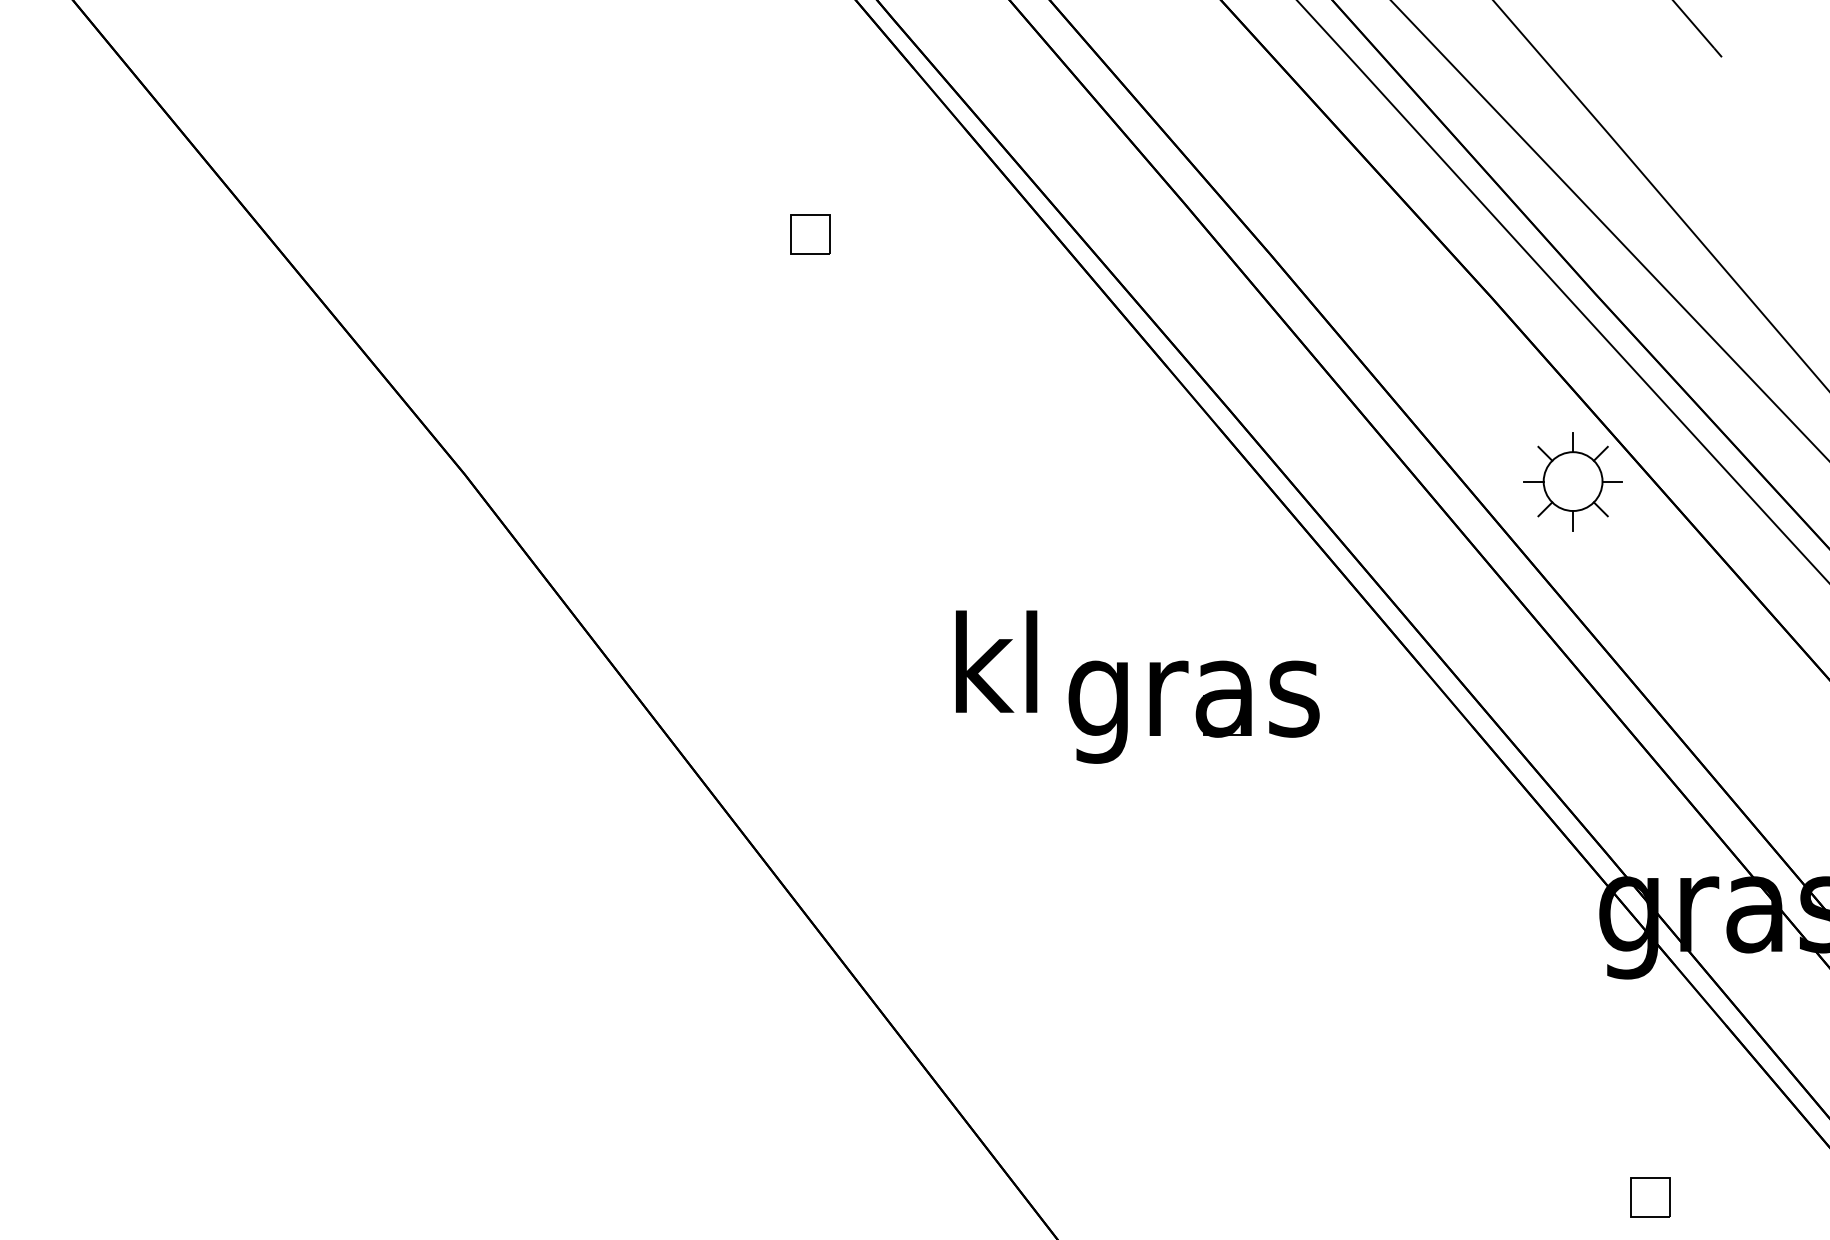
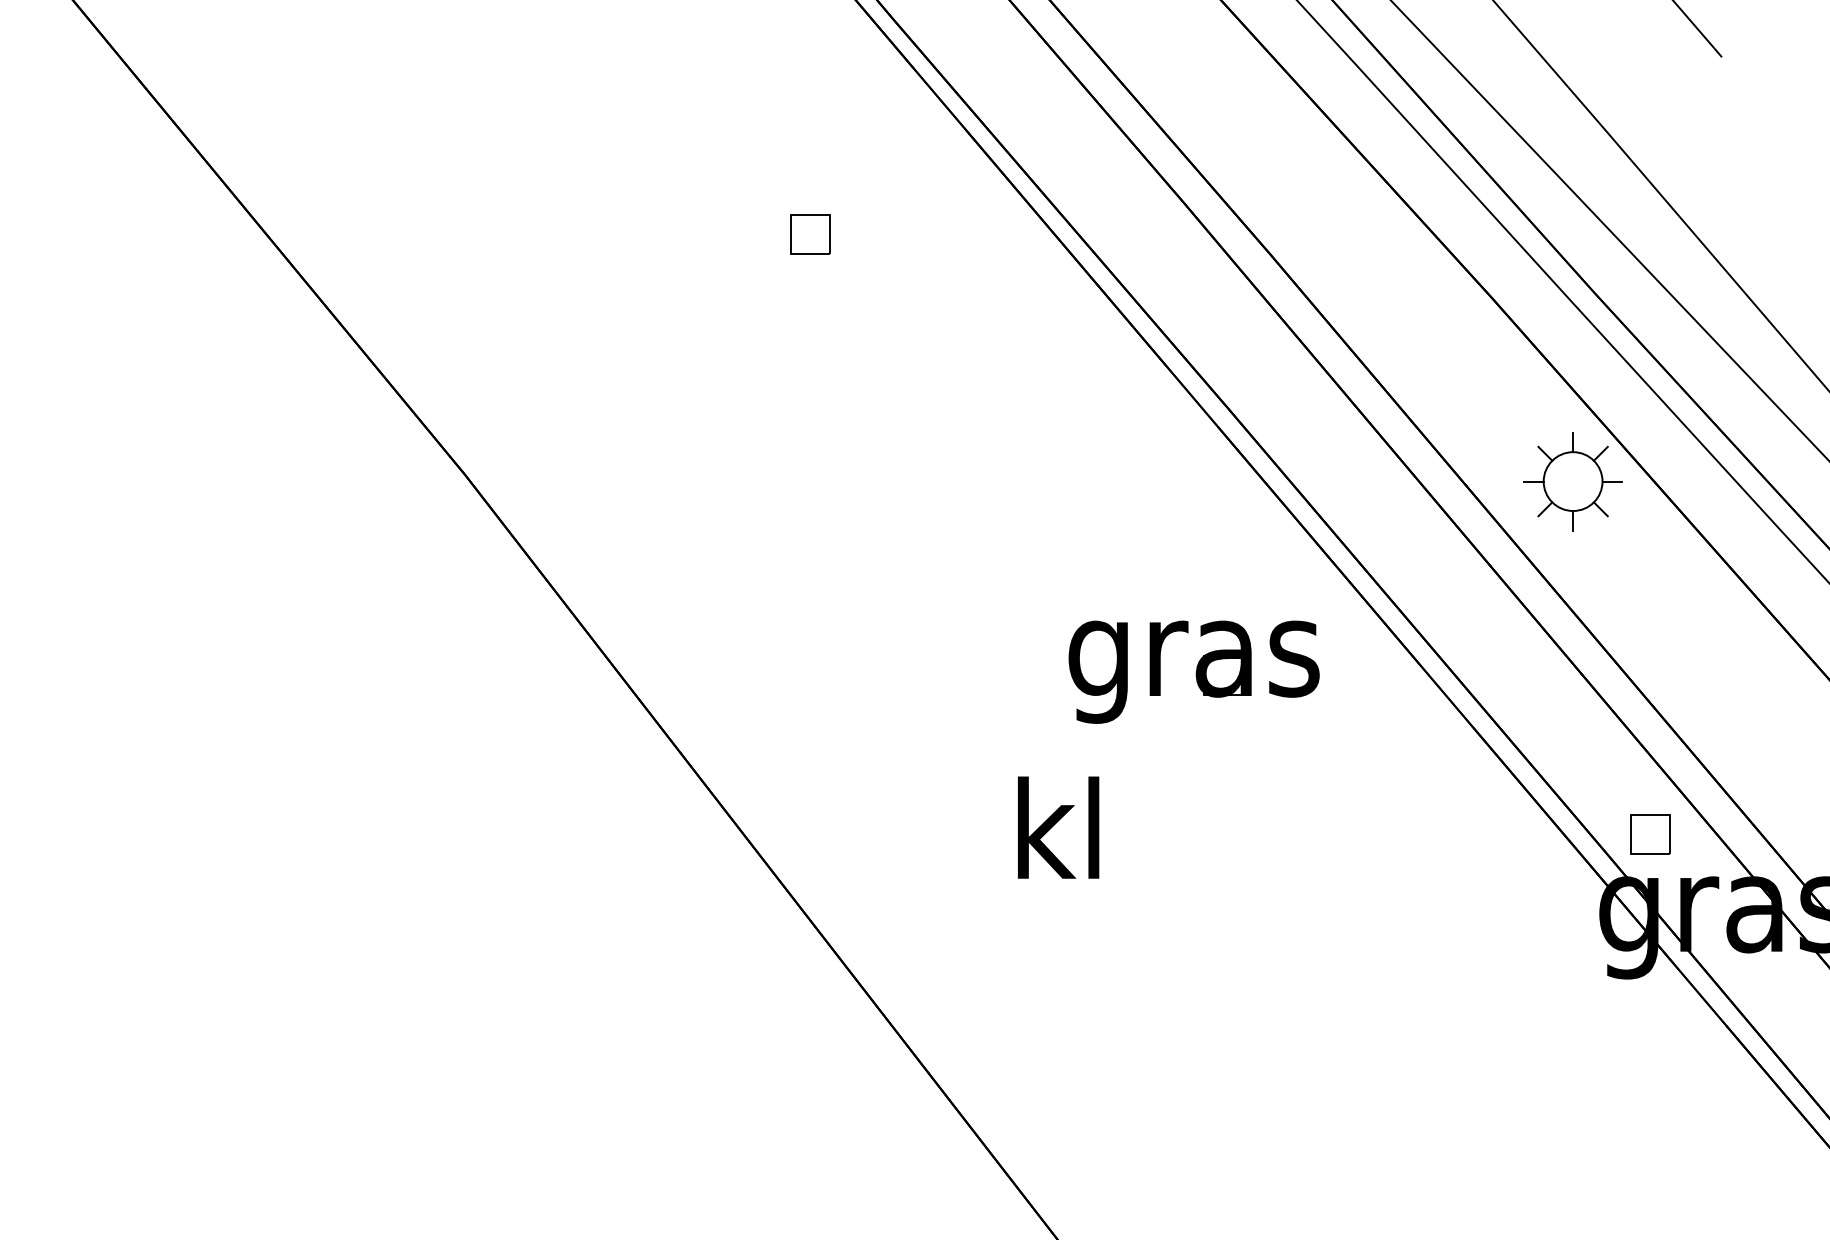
text position: (996, 661) -> (1058, 827) (1058, 827)
part position: (1193, 711) -> (1193, 671) (1193, 671)
part position: (1650, 1197) -> (1650, 834) (1650, 834)
